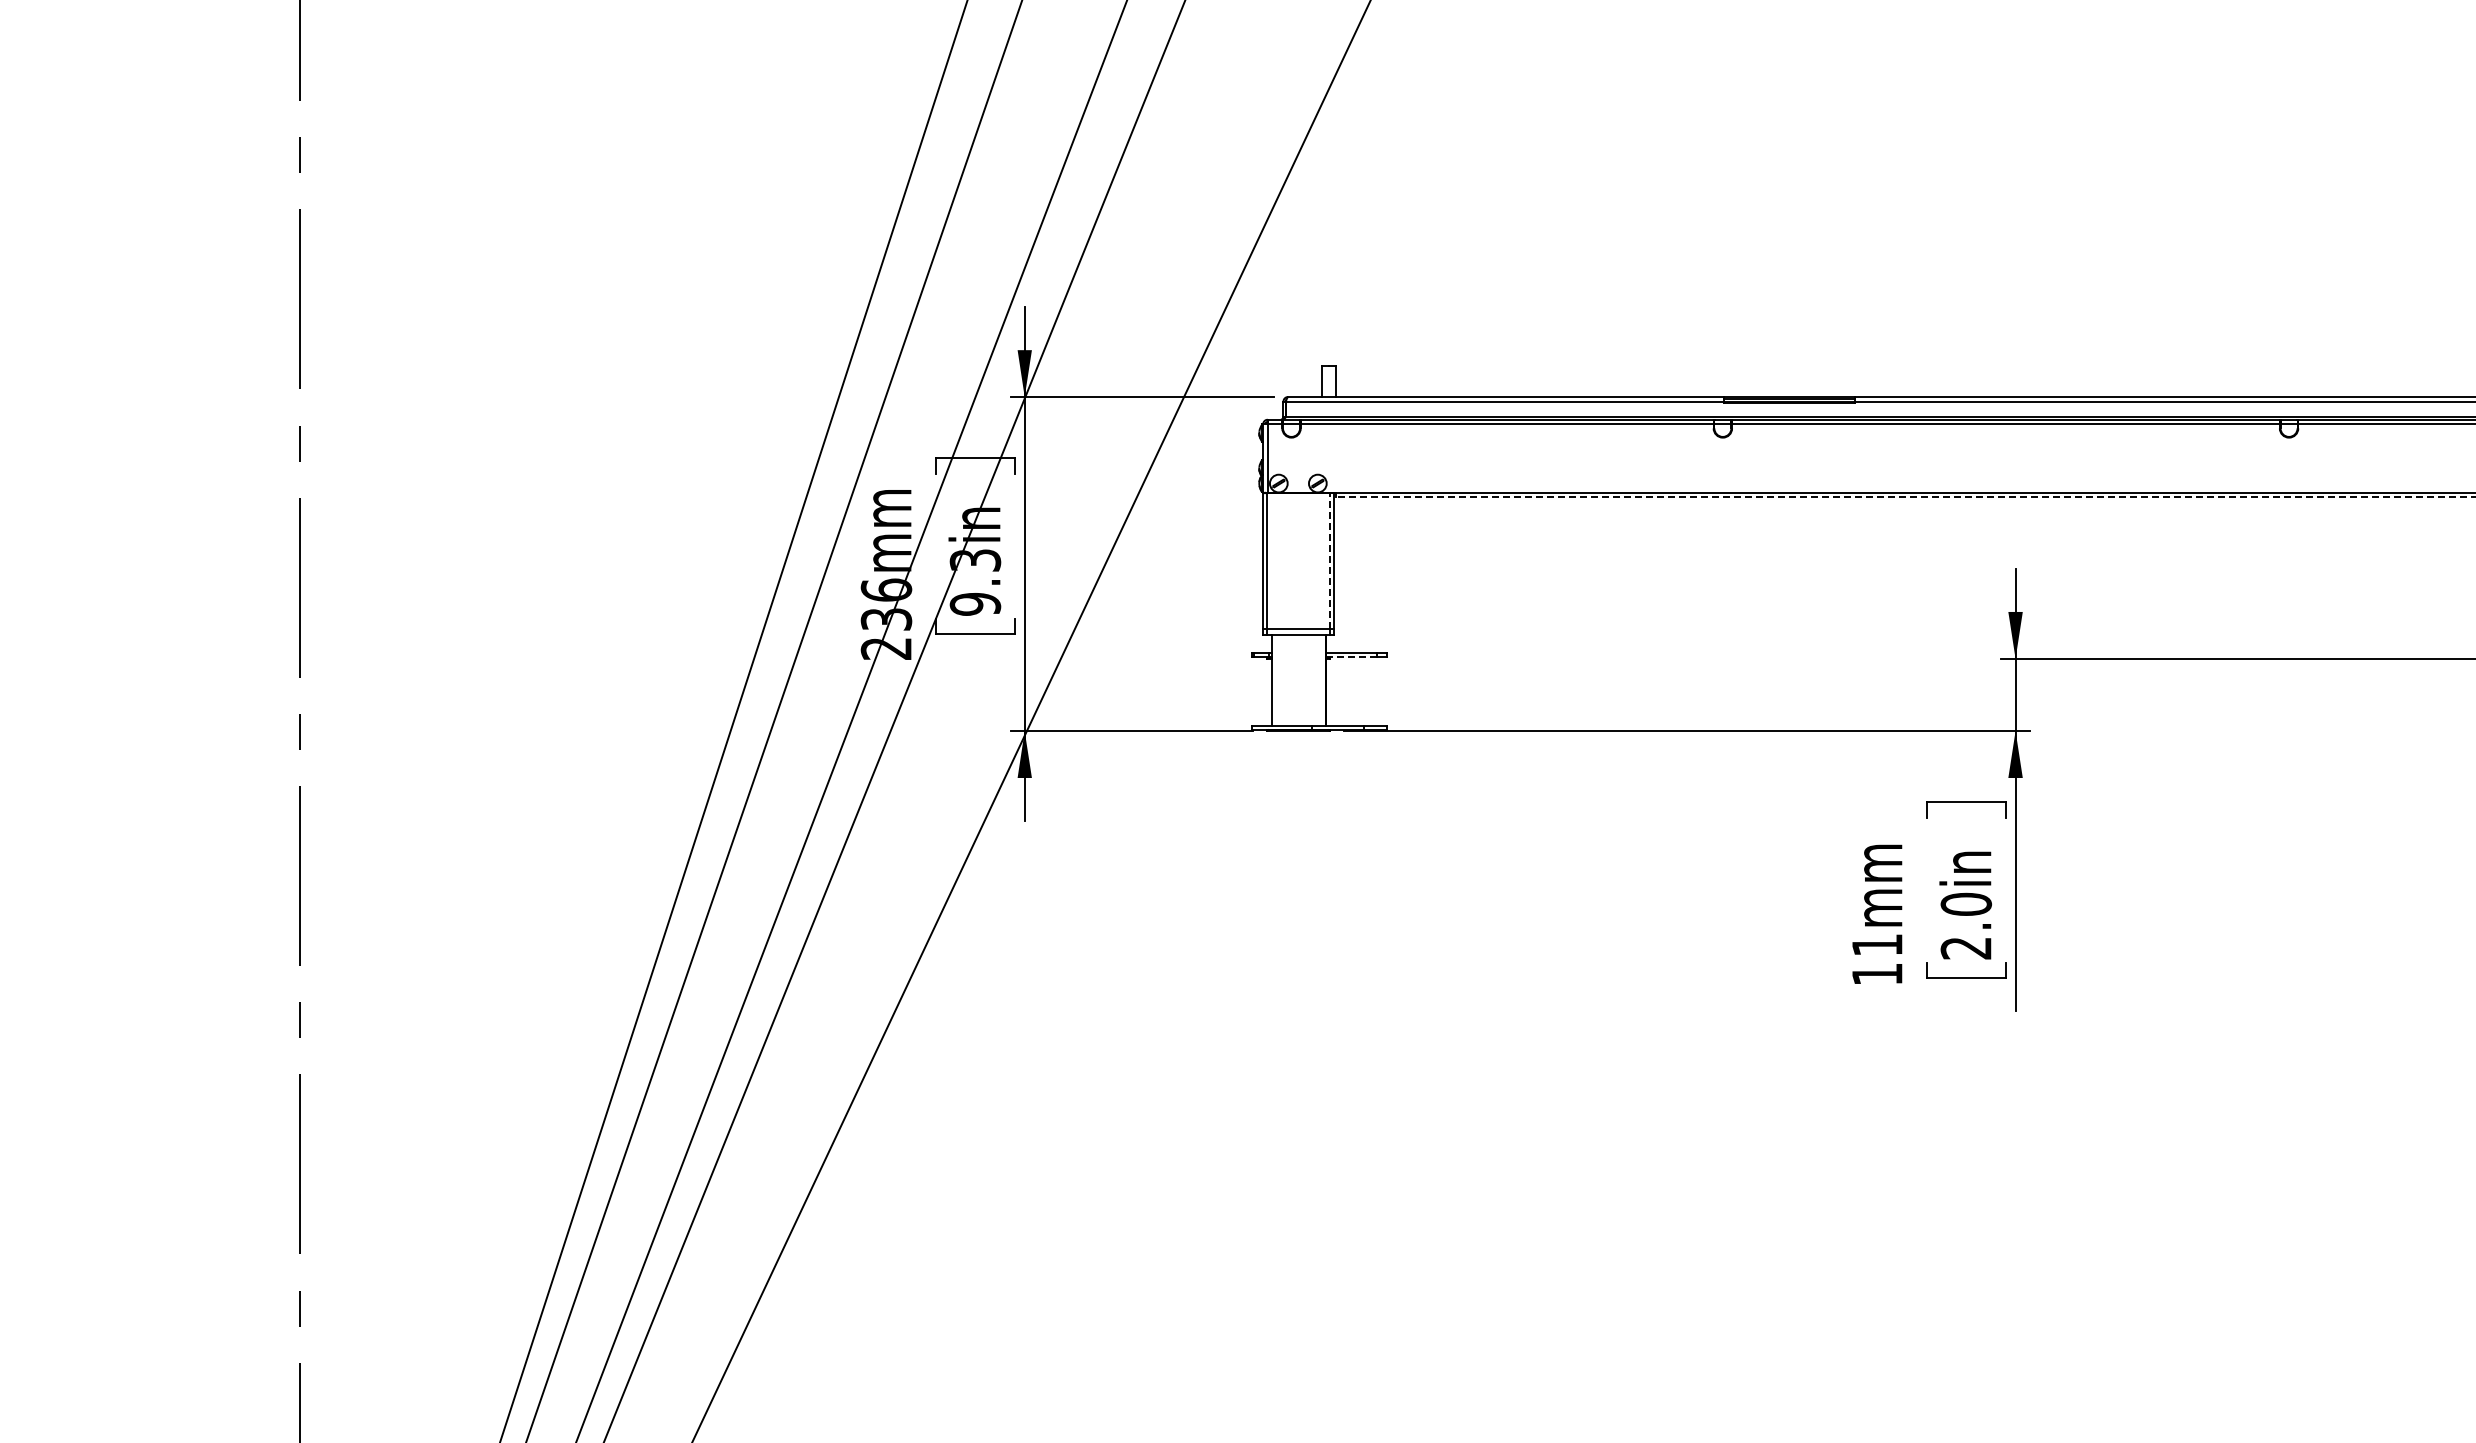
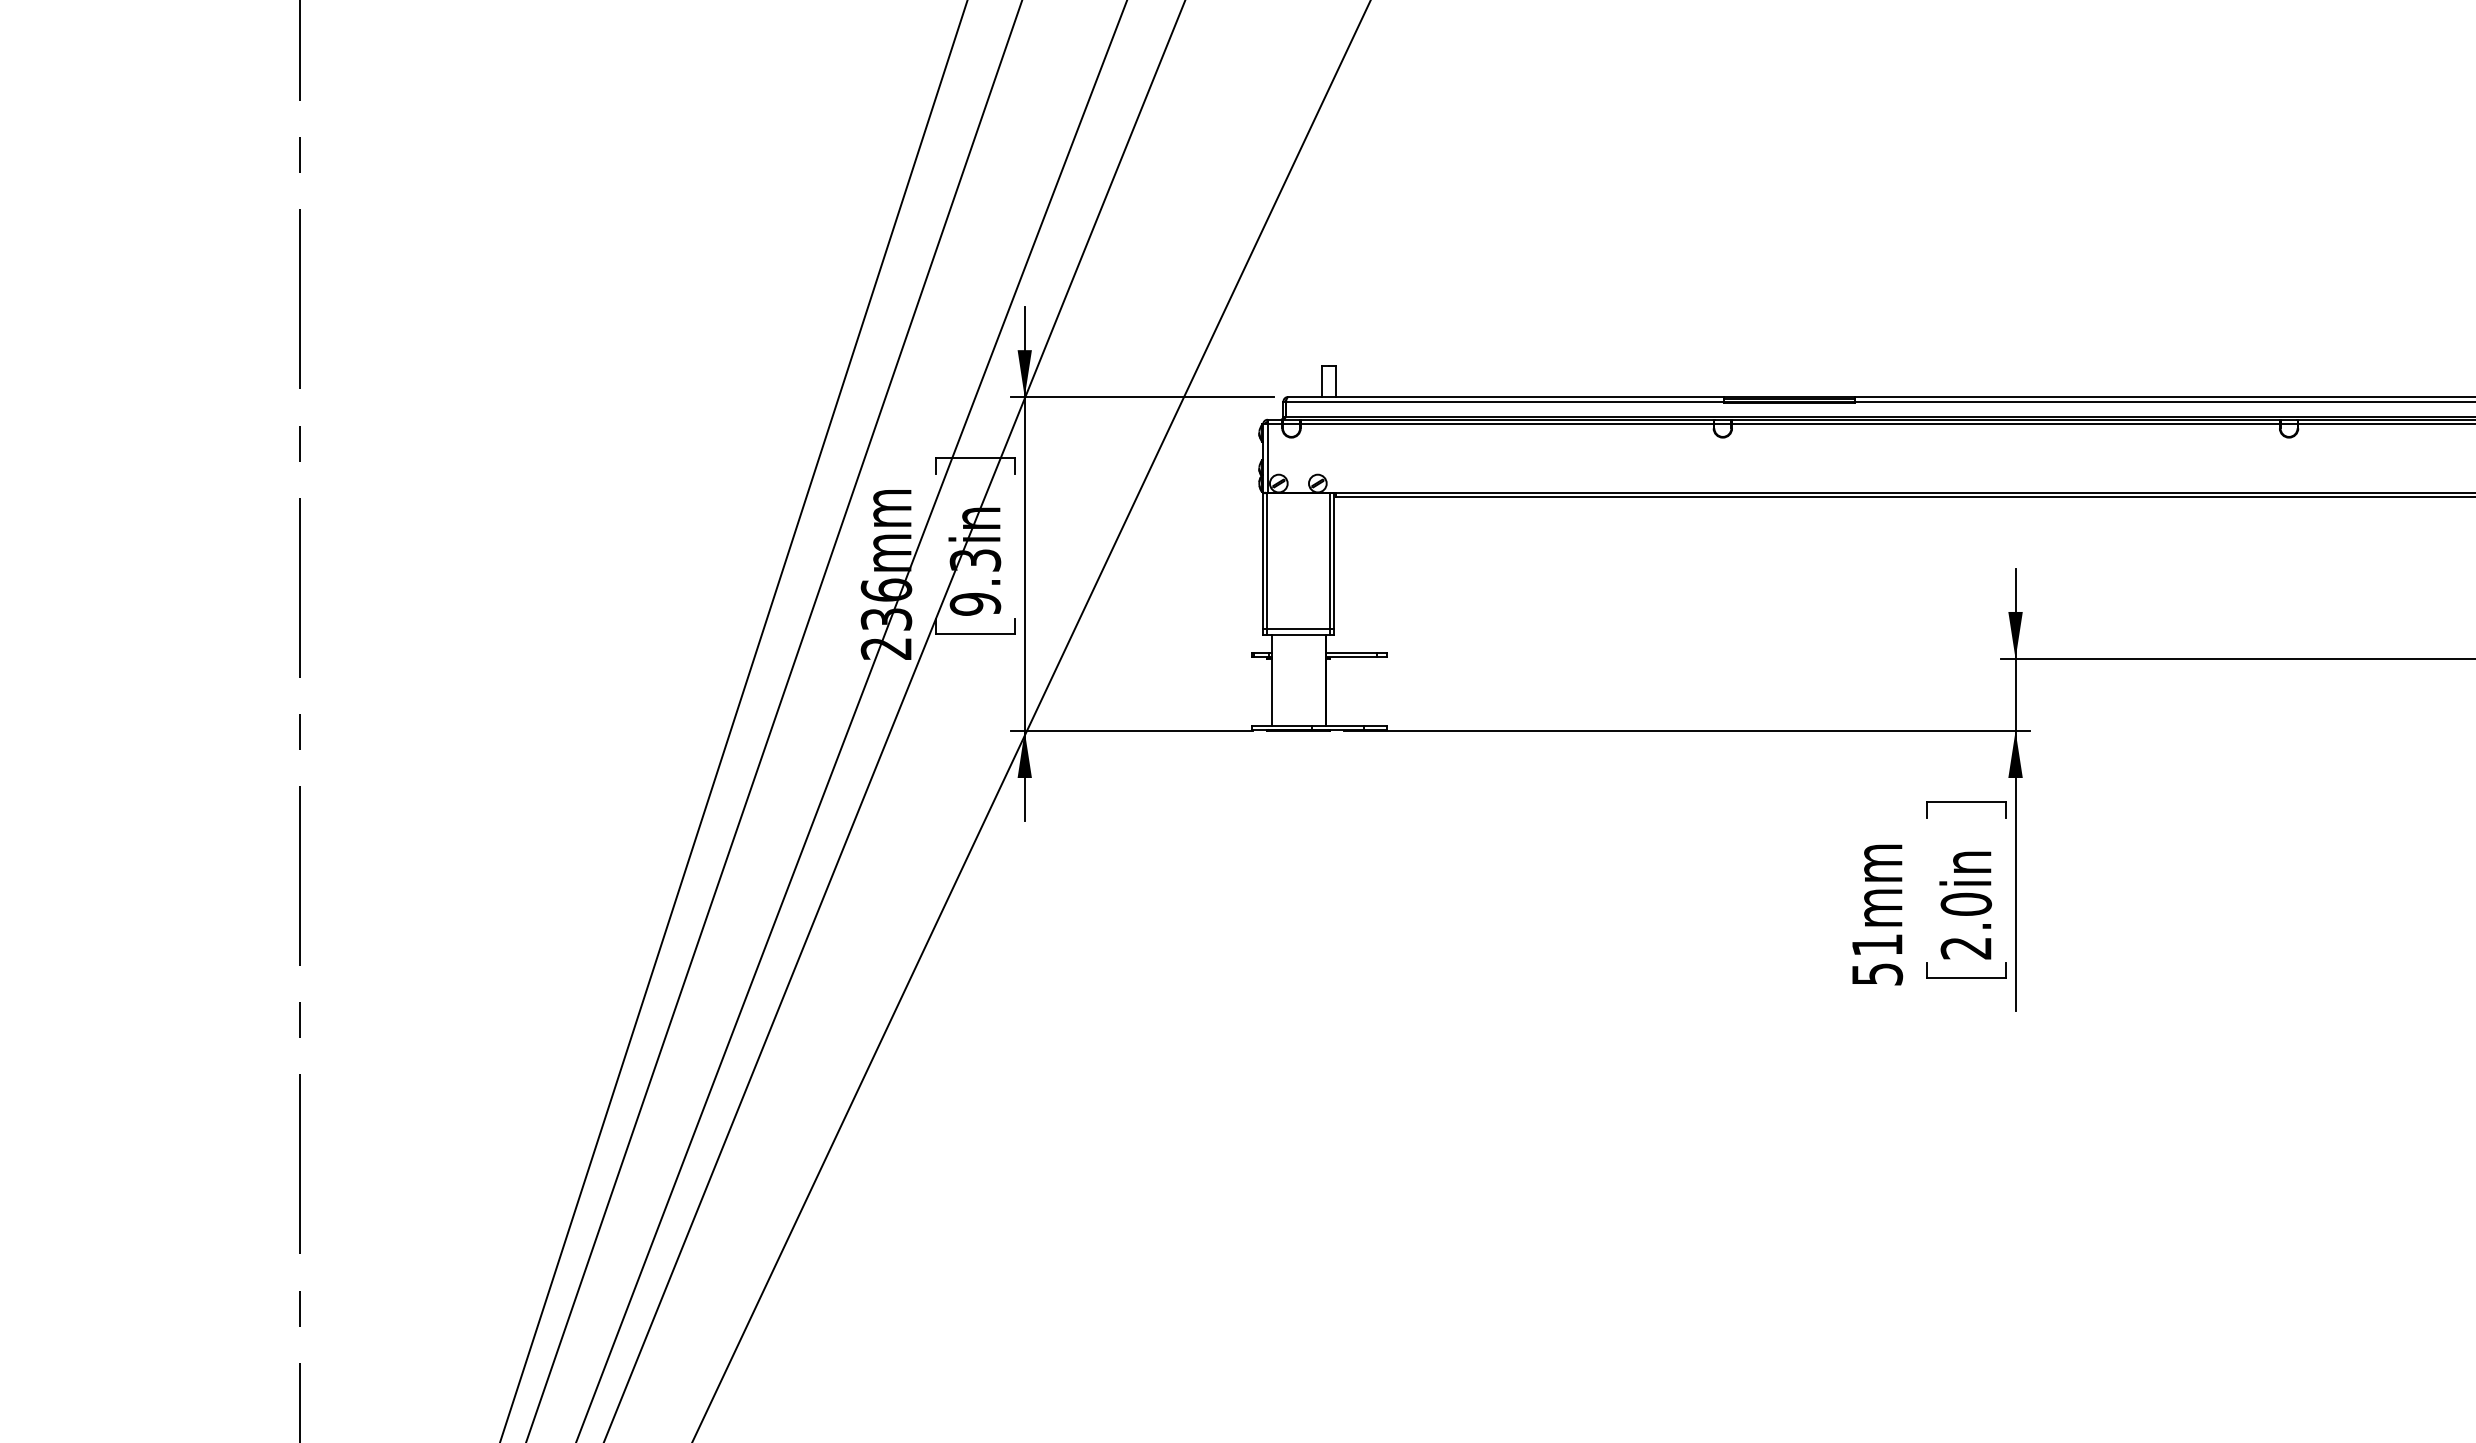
line: dashed -> solid (1905, 497)
line: dashed -> solid (1329, 561)
line: dashed -> solid (1351, 657)
text: 11mm -> 51mm (1877, 974)
